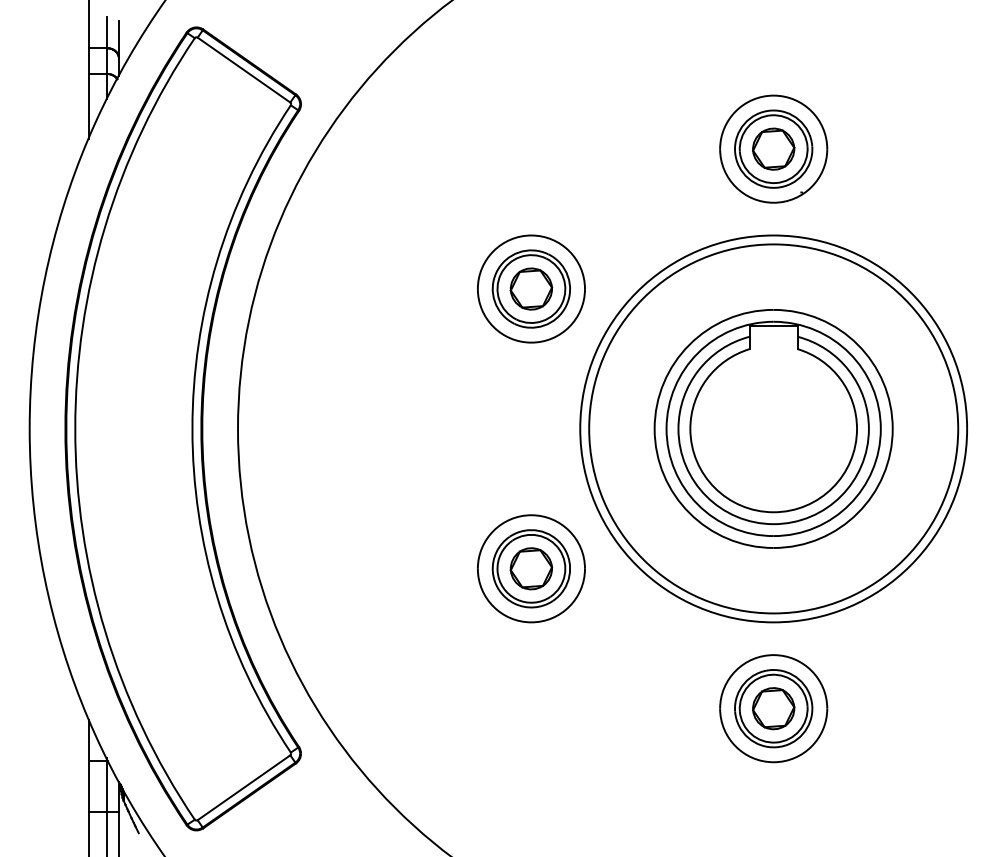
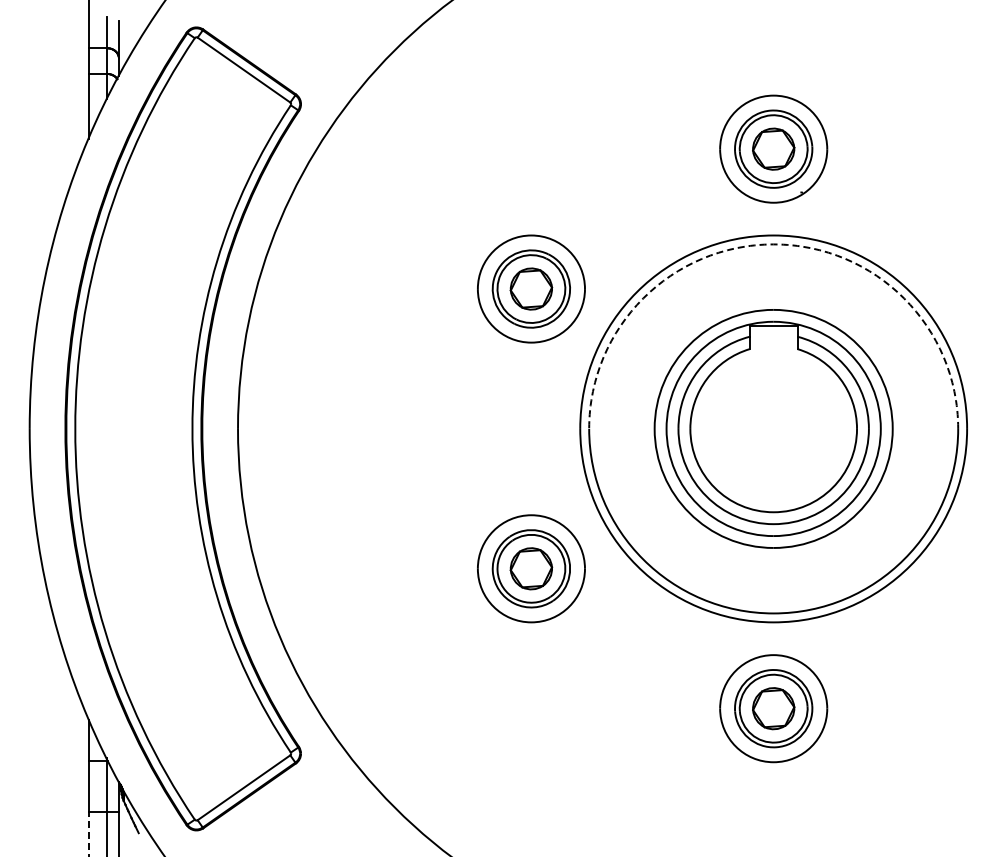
arc: solid -> dashed (773, 244)
line: solid -> dashed (89, 833)
